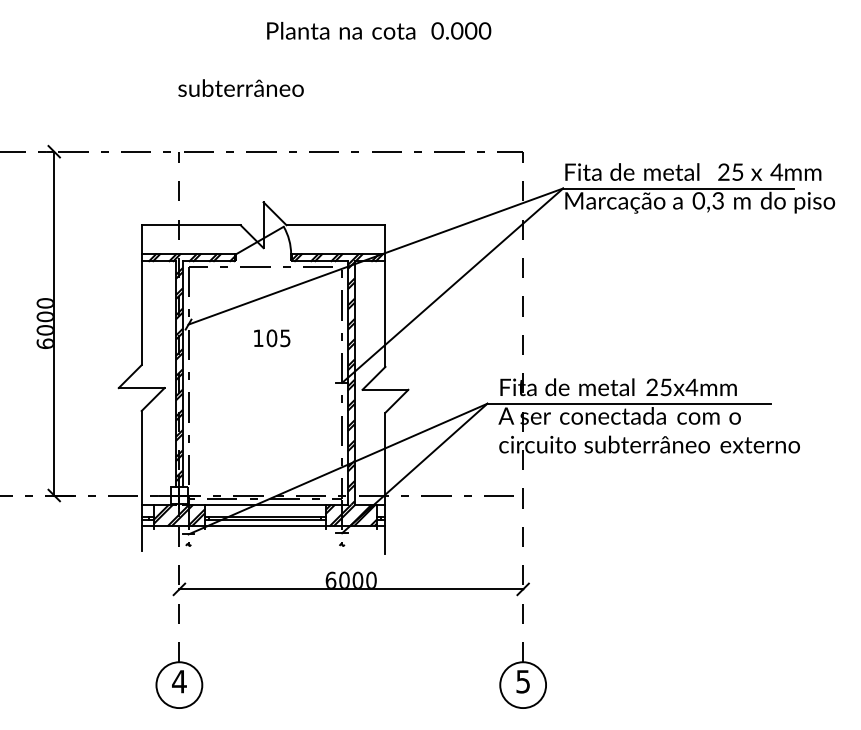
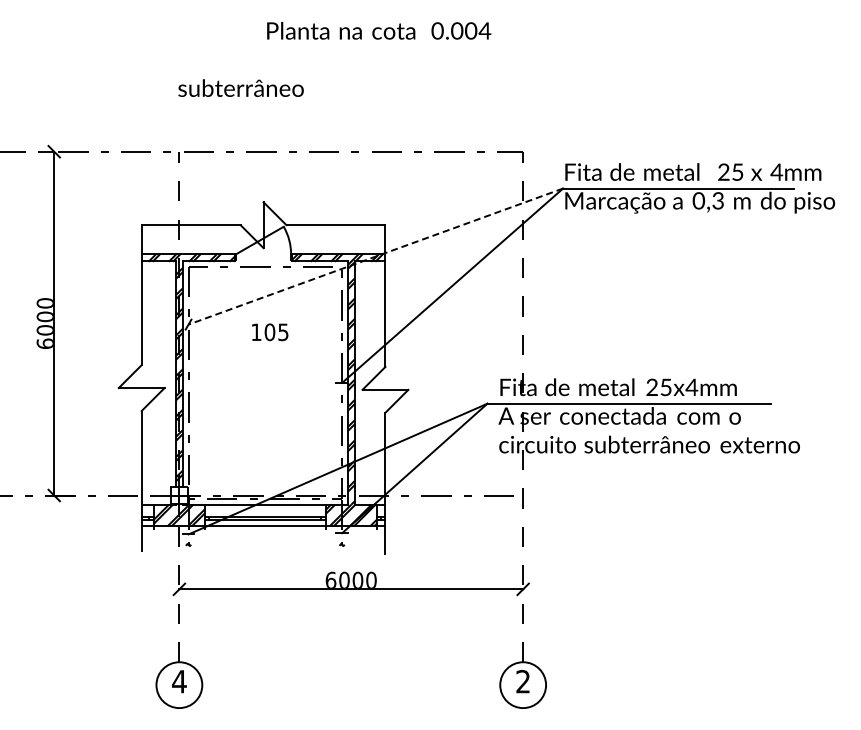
text: 0.000 -> 0.004 (484, 30)
line: solid -> dashed (375, 256)
text position: (272, 338) -> (270, 332) (270, 332)
text: 5 -> 2 (522, 681)
